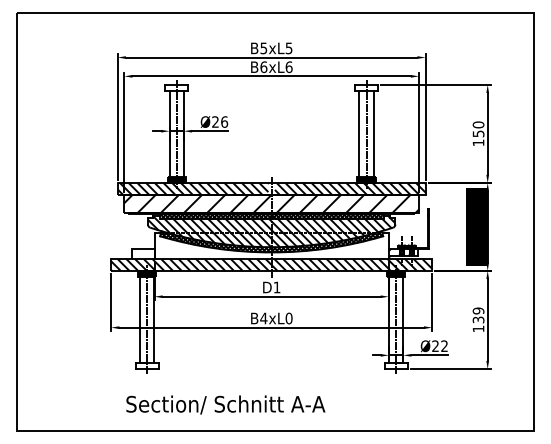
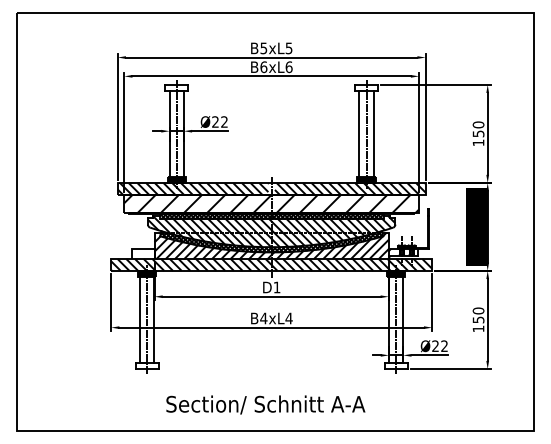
text: Ø26 -> Ø22 (224, 121)
hatch: none -> present (271, 245)
text: 139 -> 150 (478, 314)
text: B4xL0 -> B4xL4 (288, 318)
text position: (225, 404) -> (265, 404) (265, 404)
